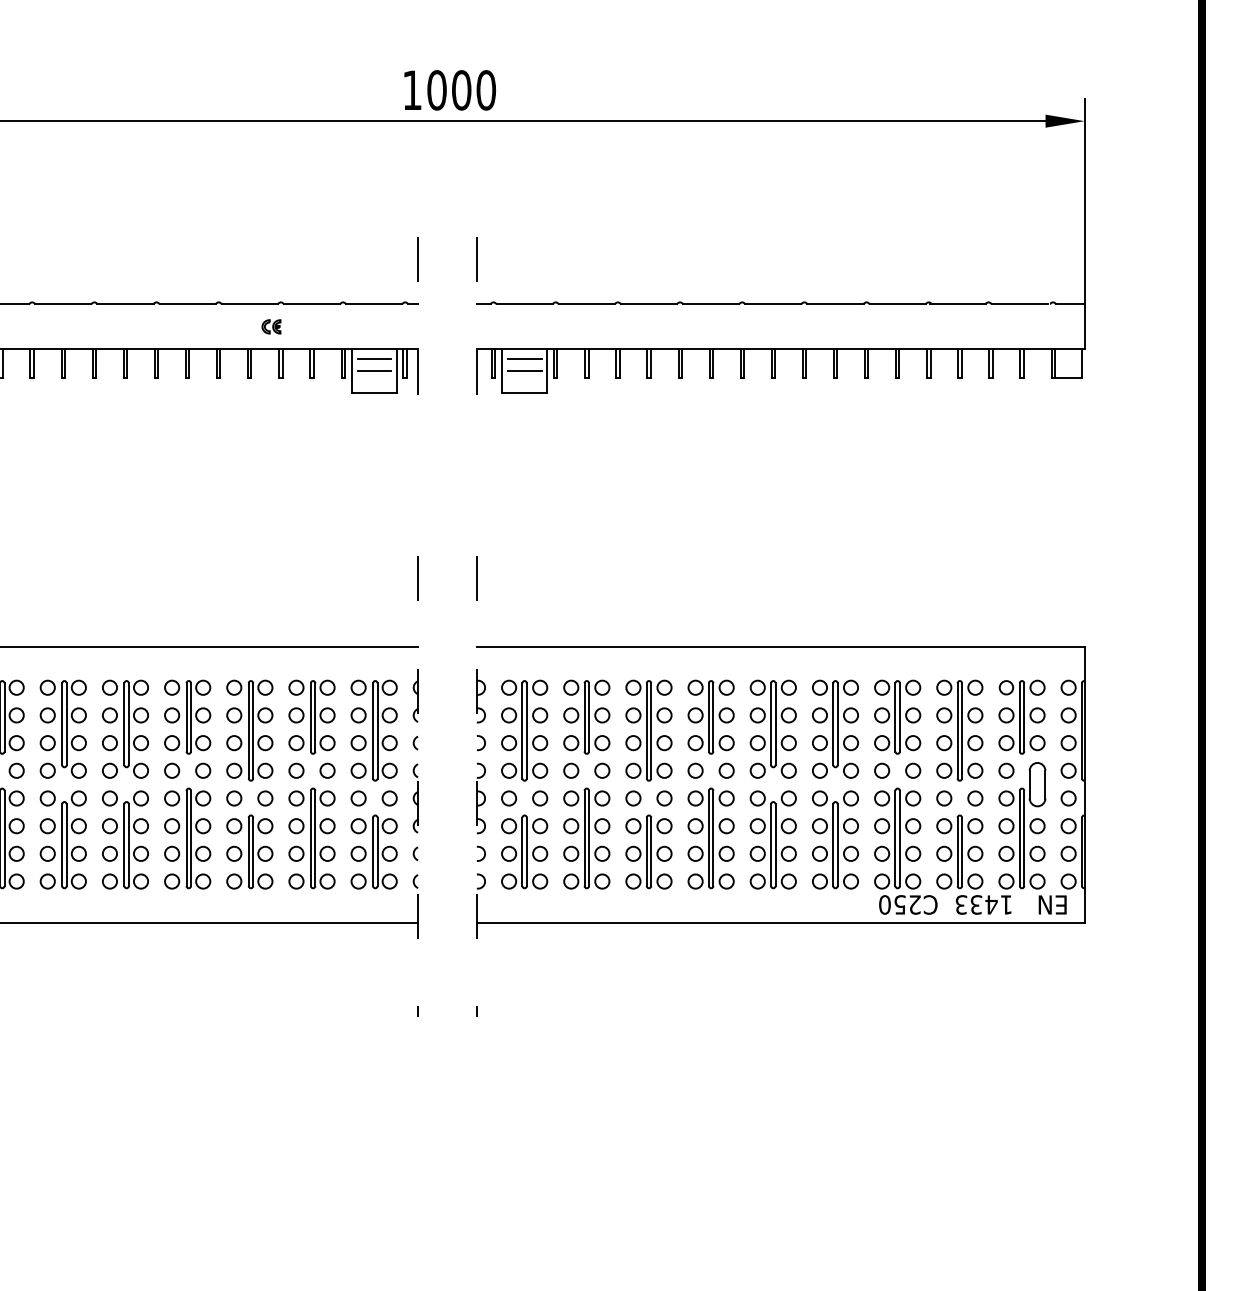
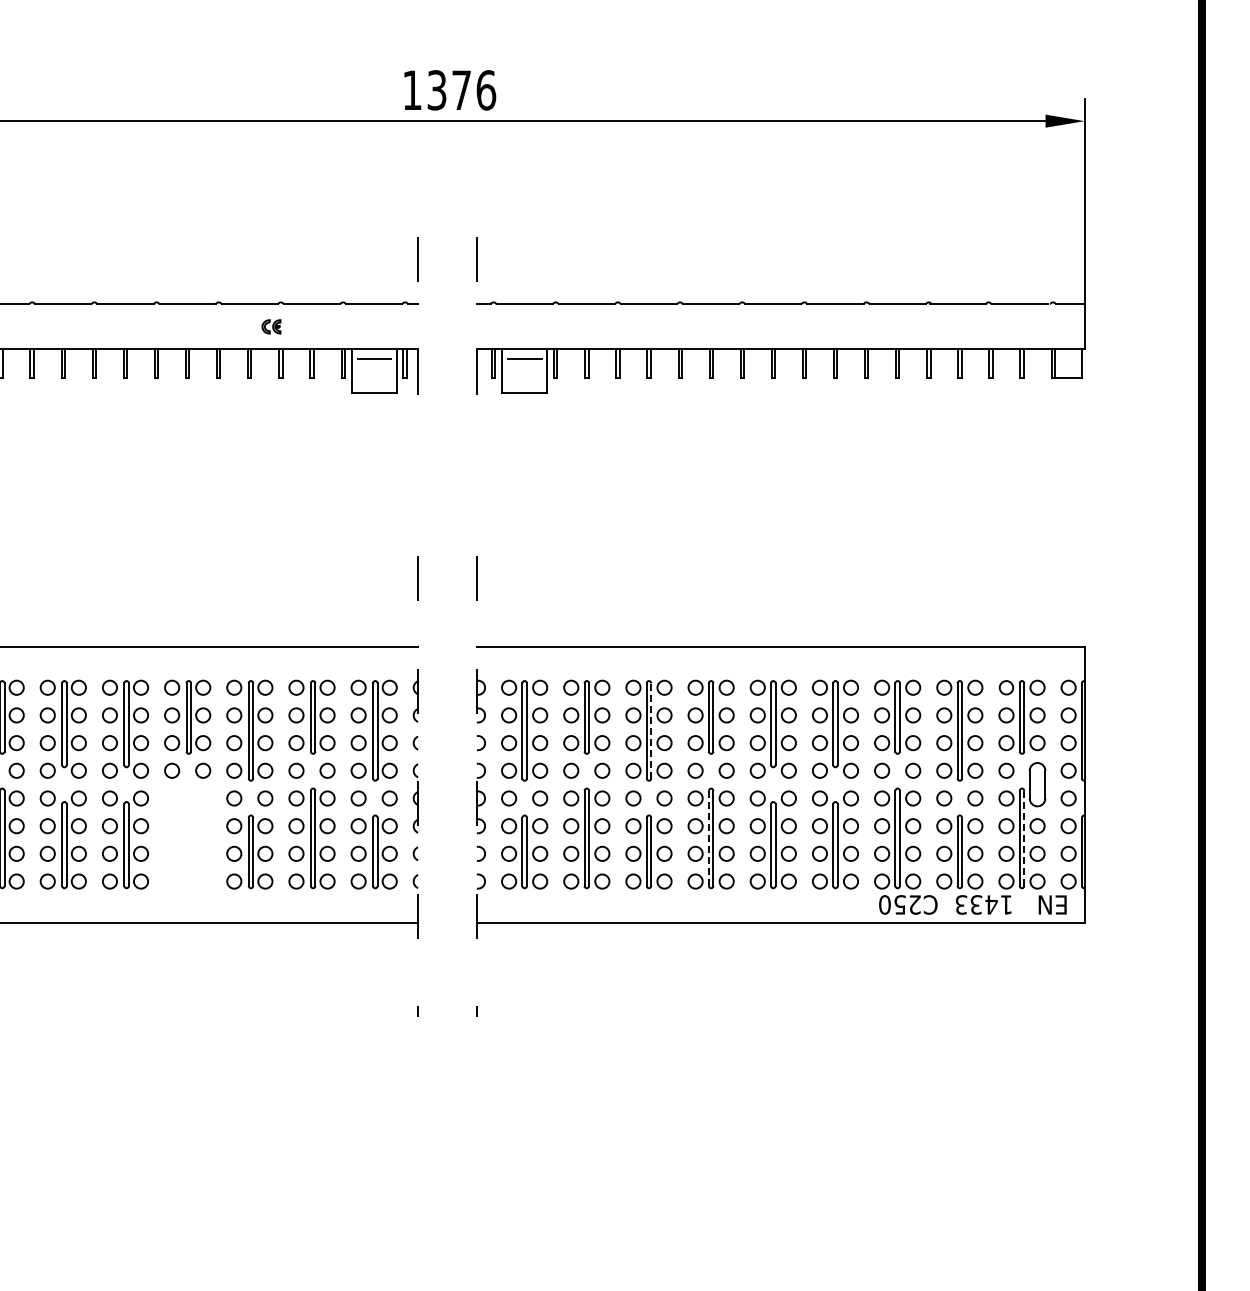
text: 1000 -> 1376 (461, 90)
line: present -> none (374, 370)
line: present -> none (524, 370)
line: solid -> dashed (651, 730)
part: present -> none (187, 838)
line: solid -> dashed (708, 838)
line: solid -> dashed (1024, 838)
